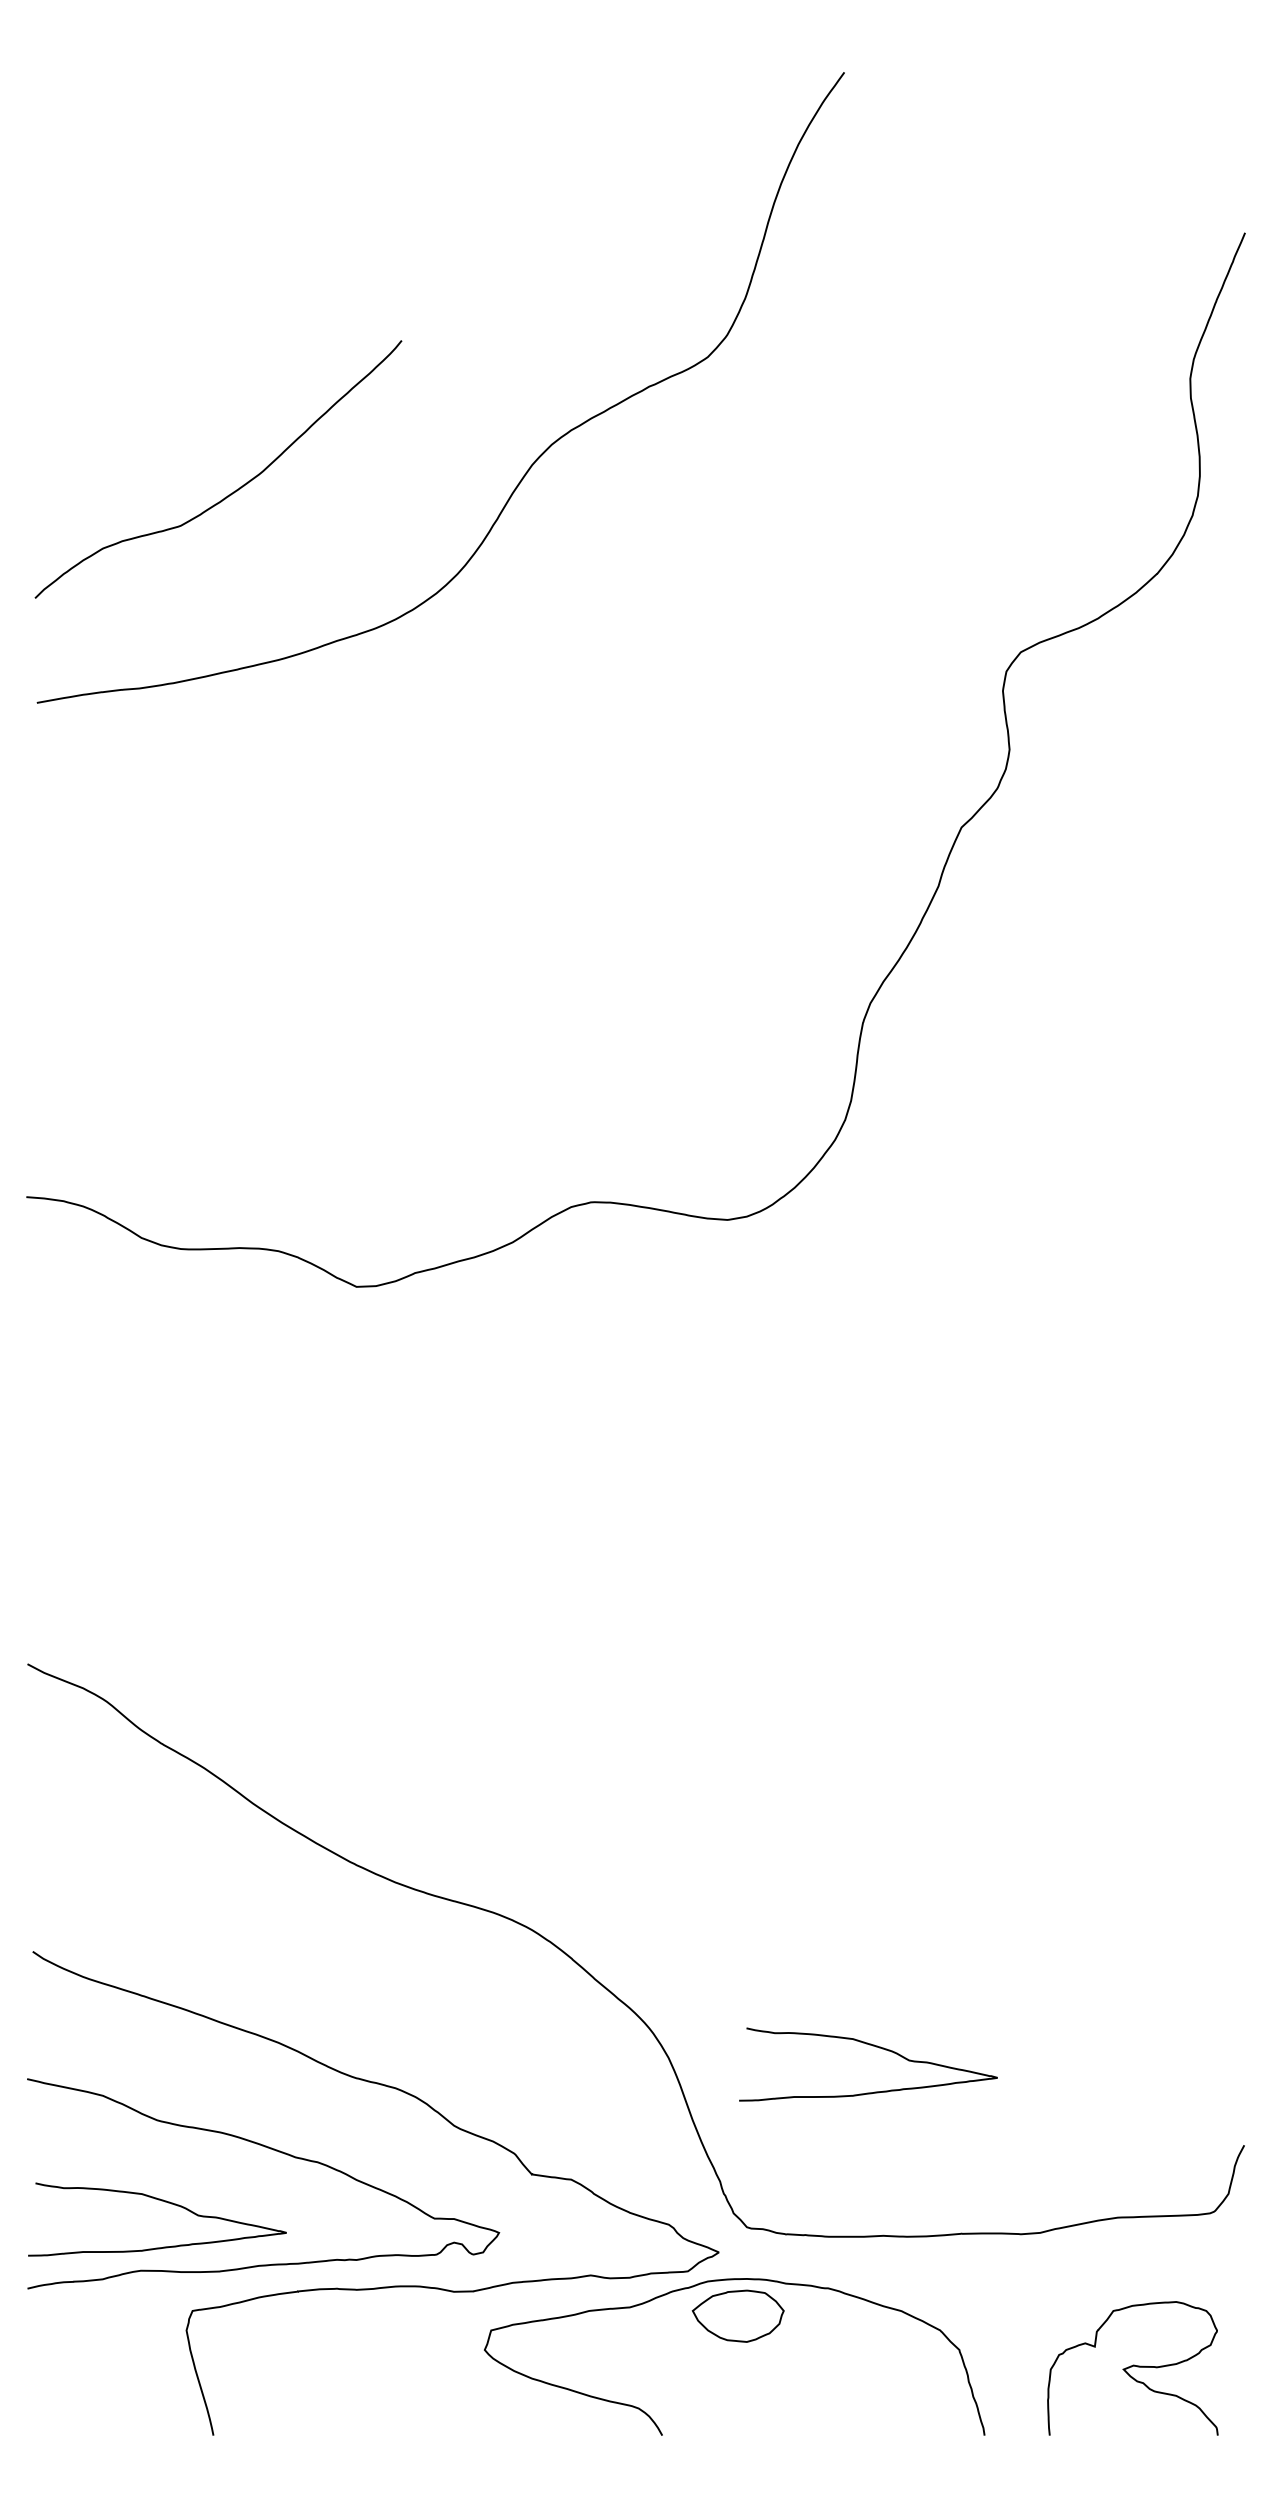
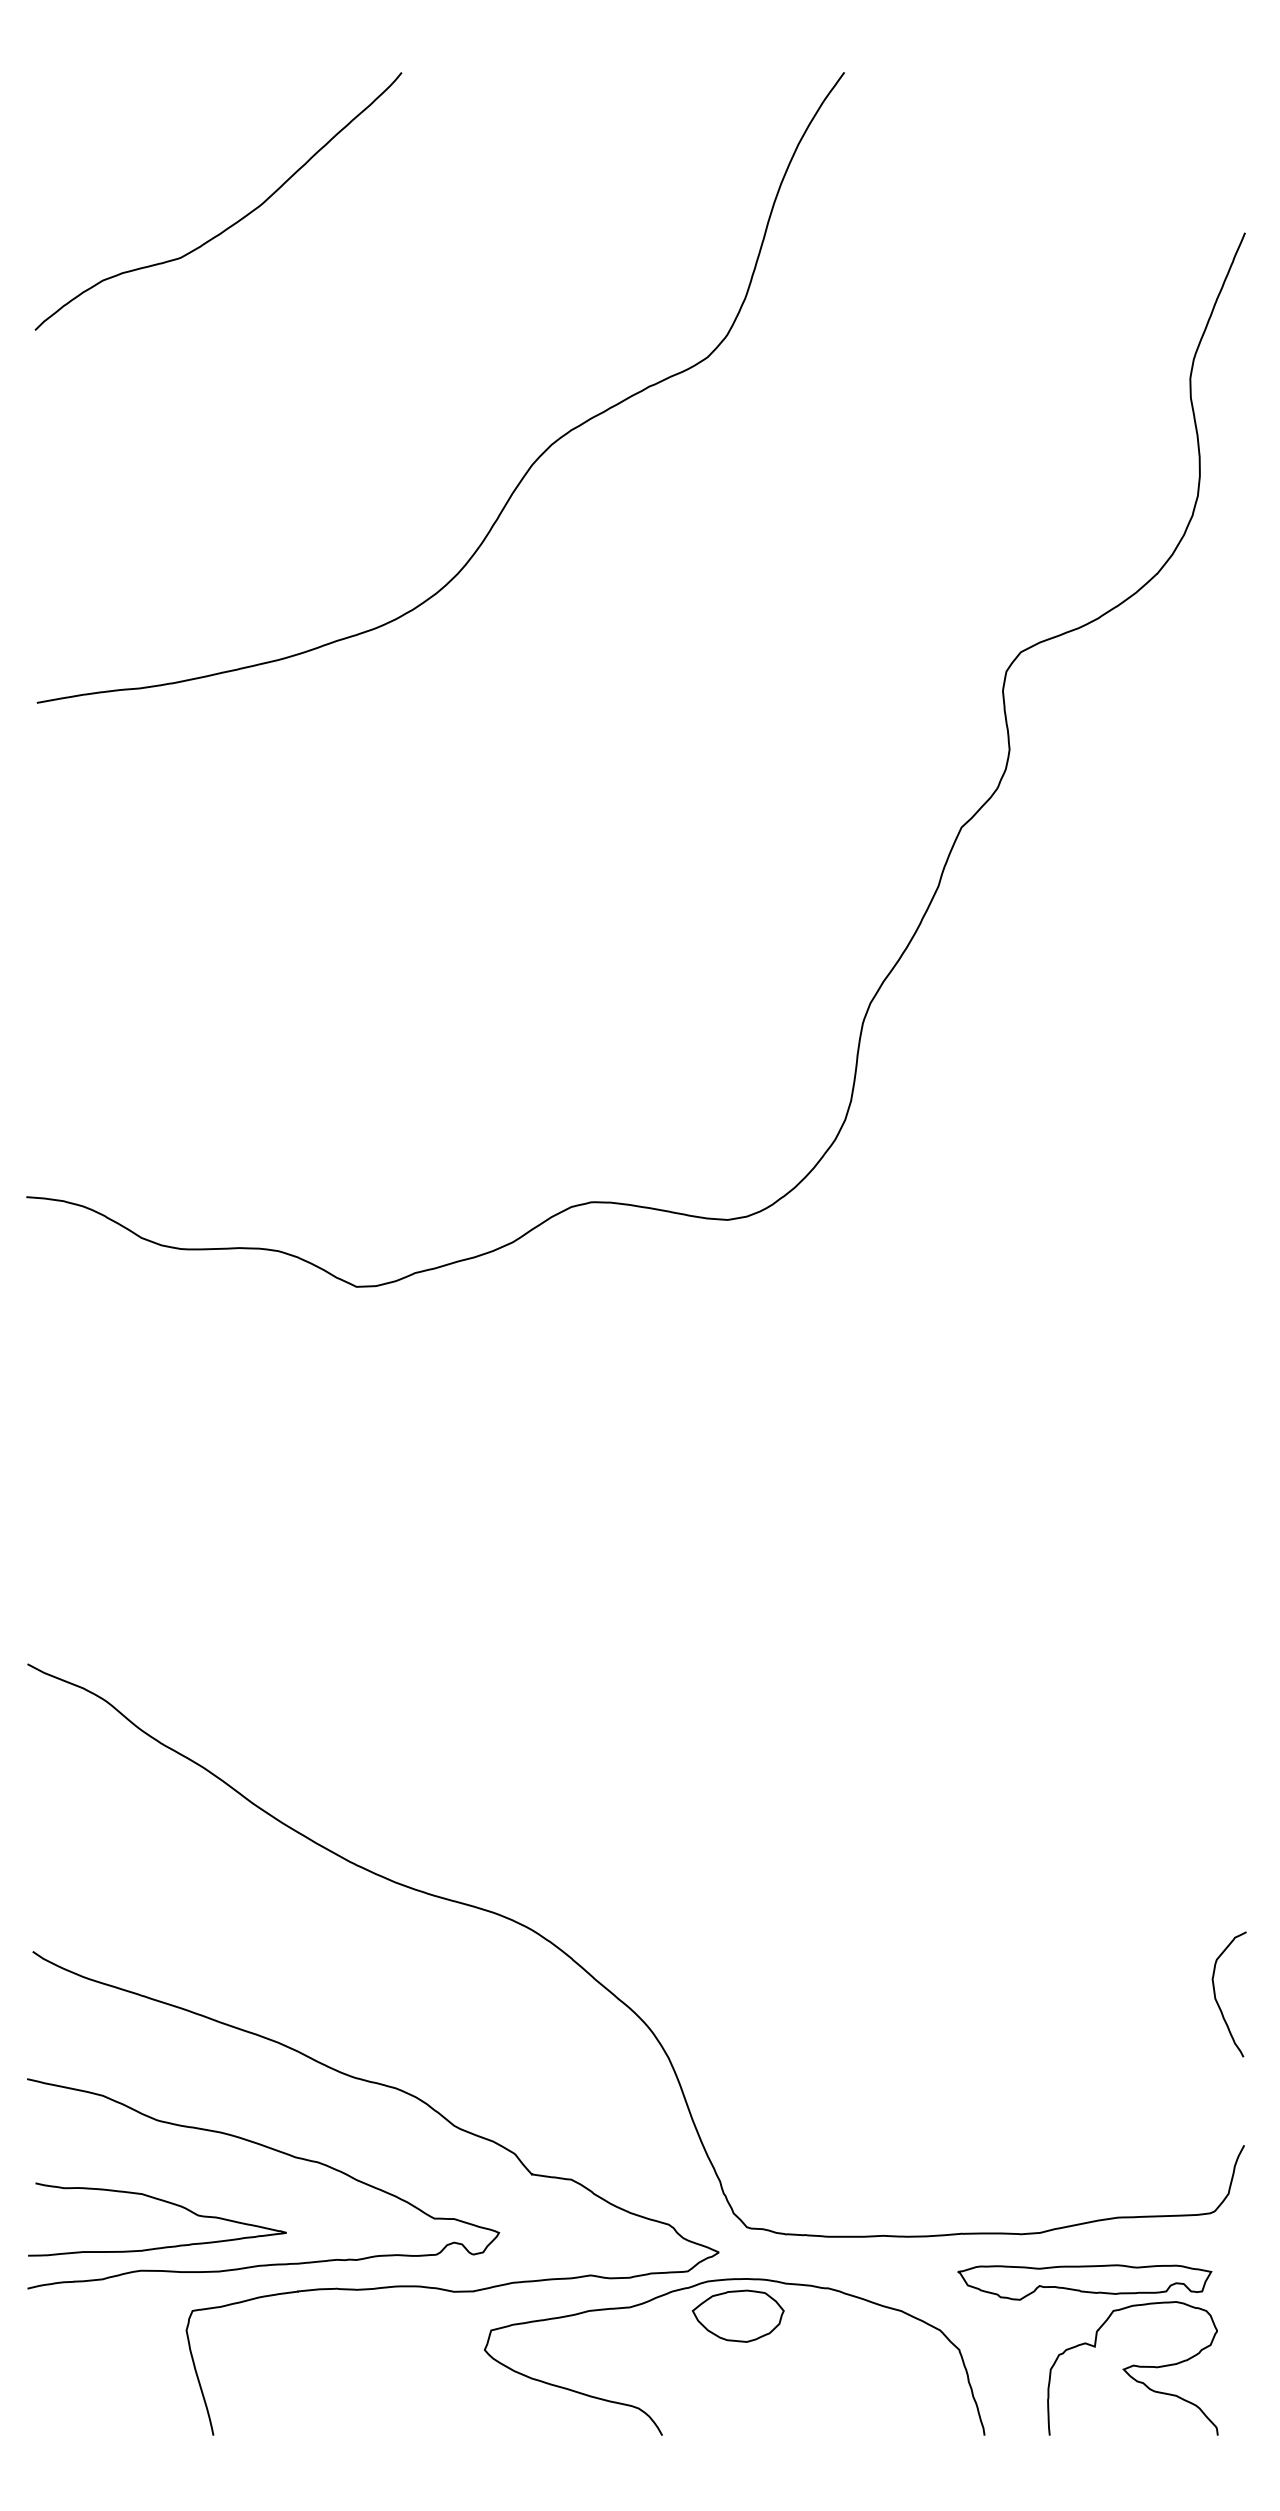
curve position: (233, 491) -> (233, 223) (233, 223)
curve: none -> present (1216, 1997)
curve: present -> none (872, 2046)
part: none -> present (1084, 2282)
